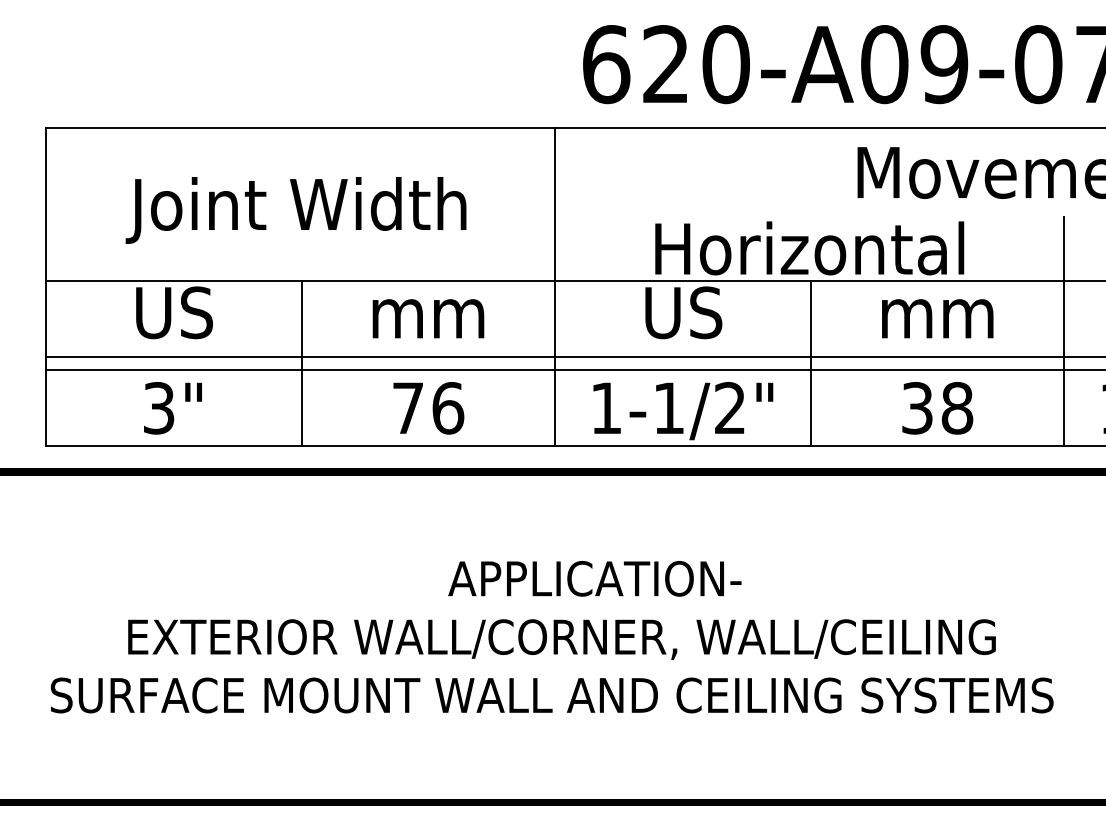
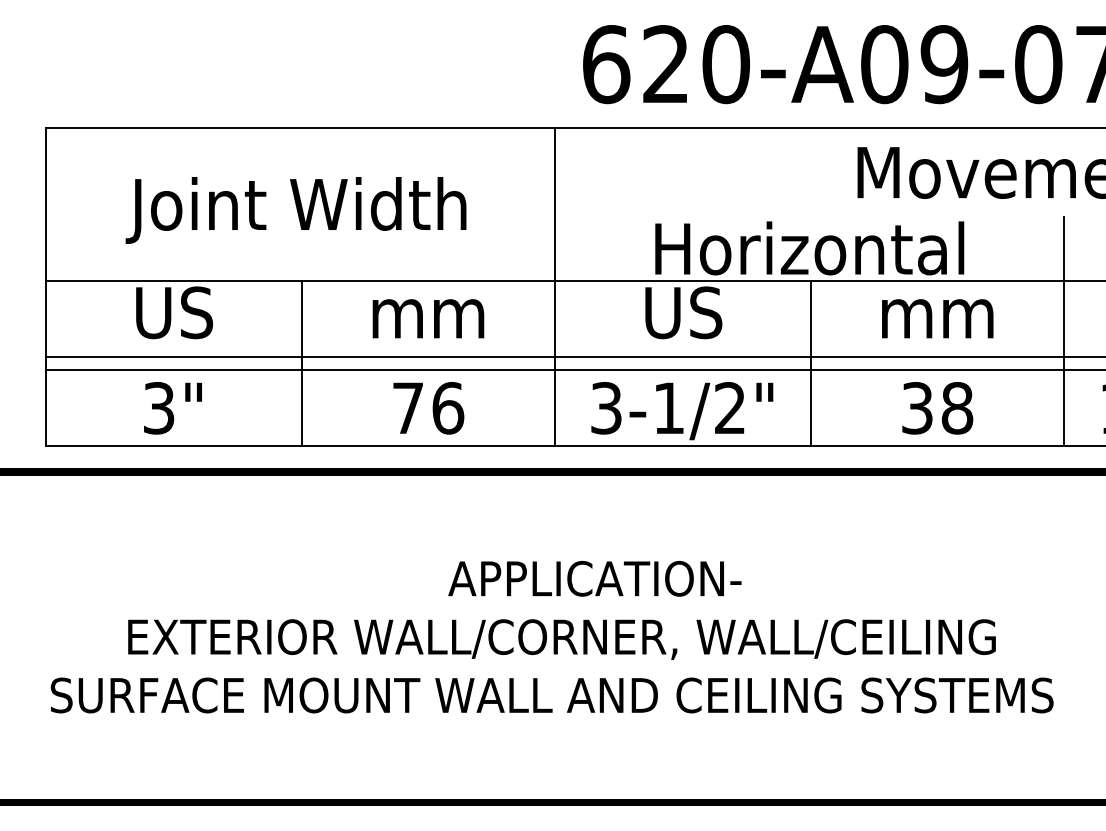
text: 1-1/2" -> 3-1/2" (606, 408)
